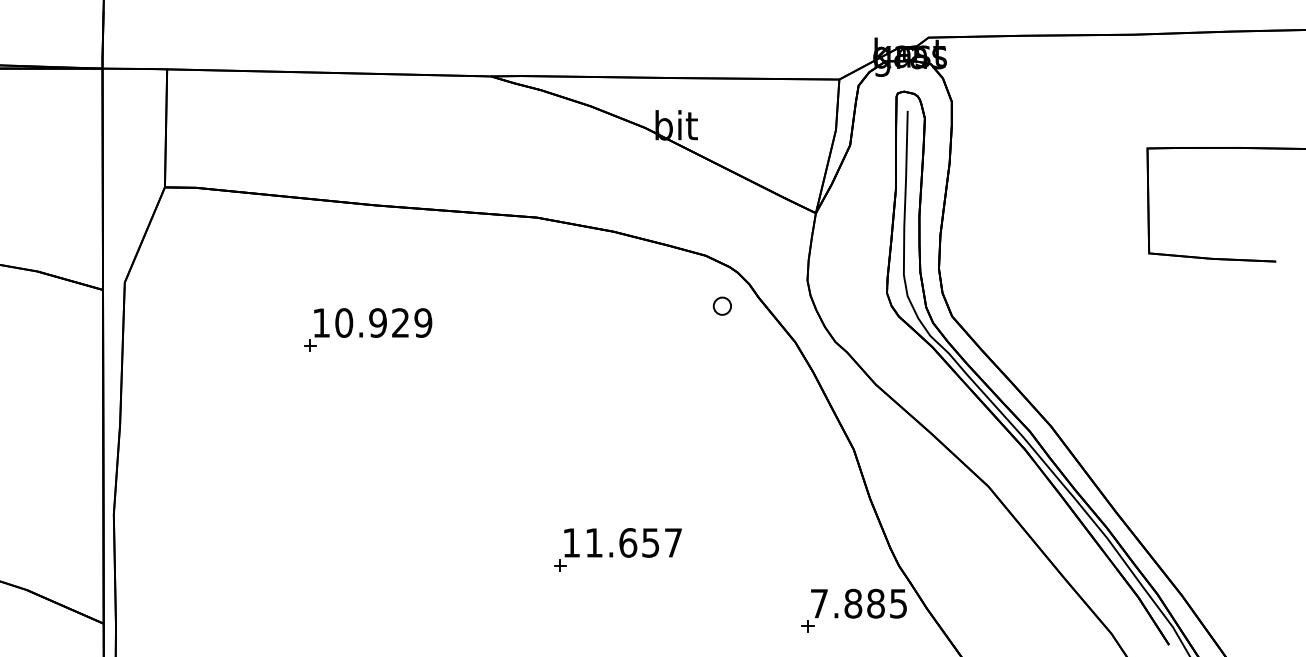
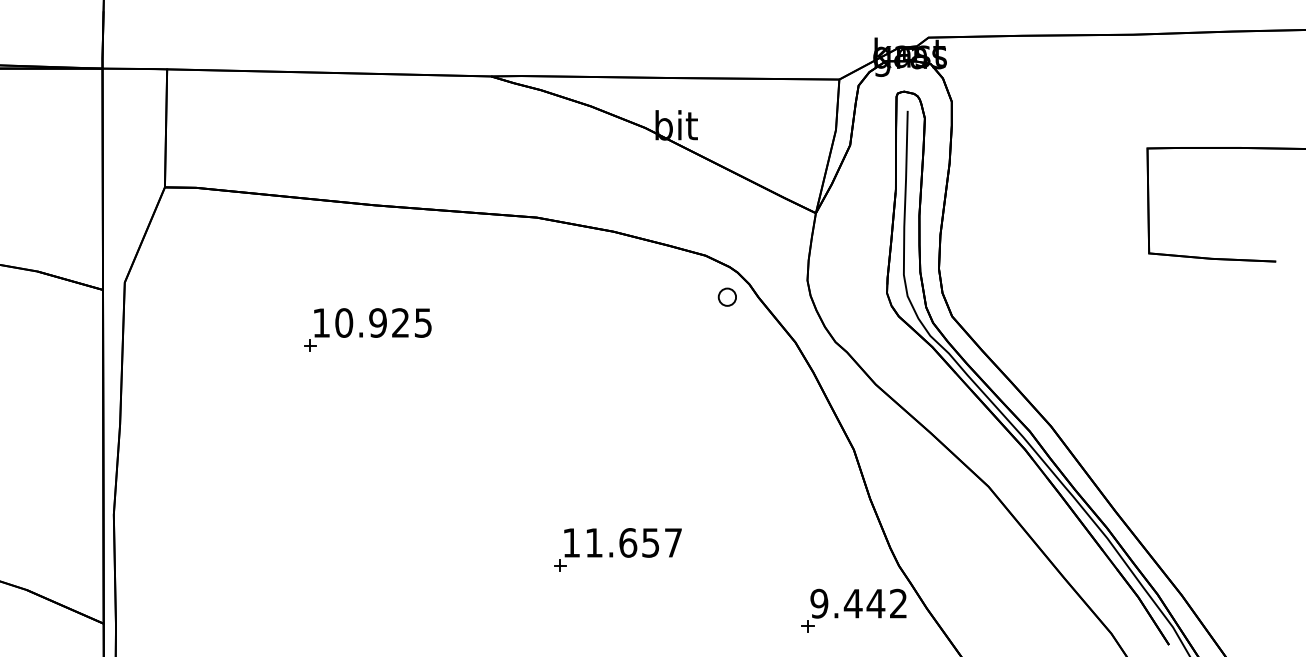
part position: (721, 305) -> (726, 296) (726, 296)
text: 10.929 -> 10.925 (423, 322)
text: 7.885 -> 9.442 (858, 603)
